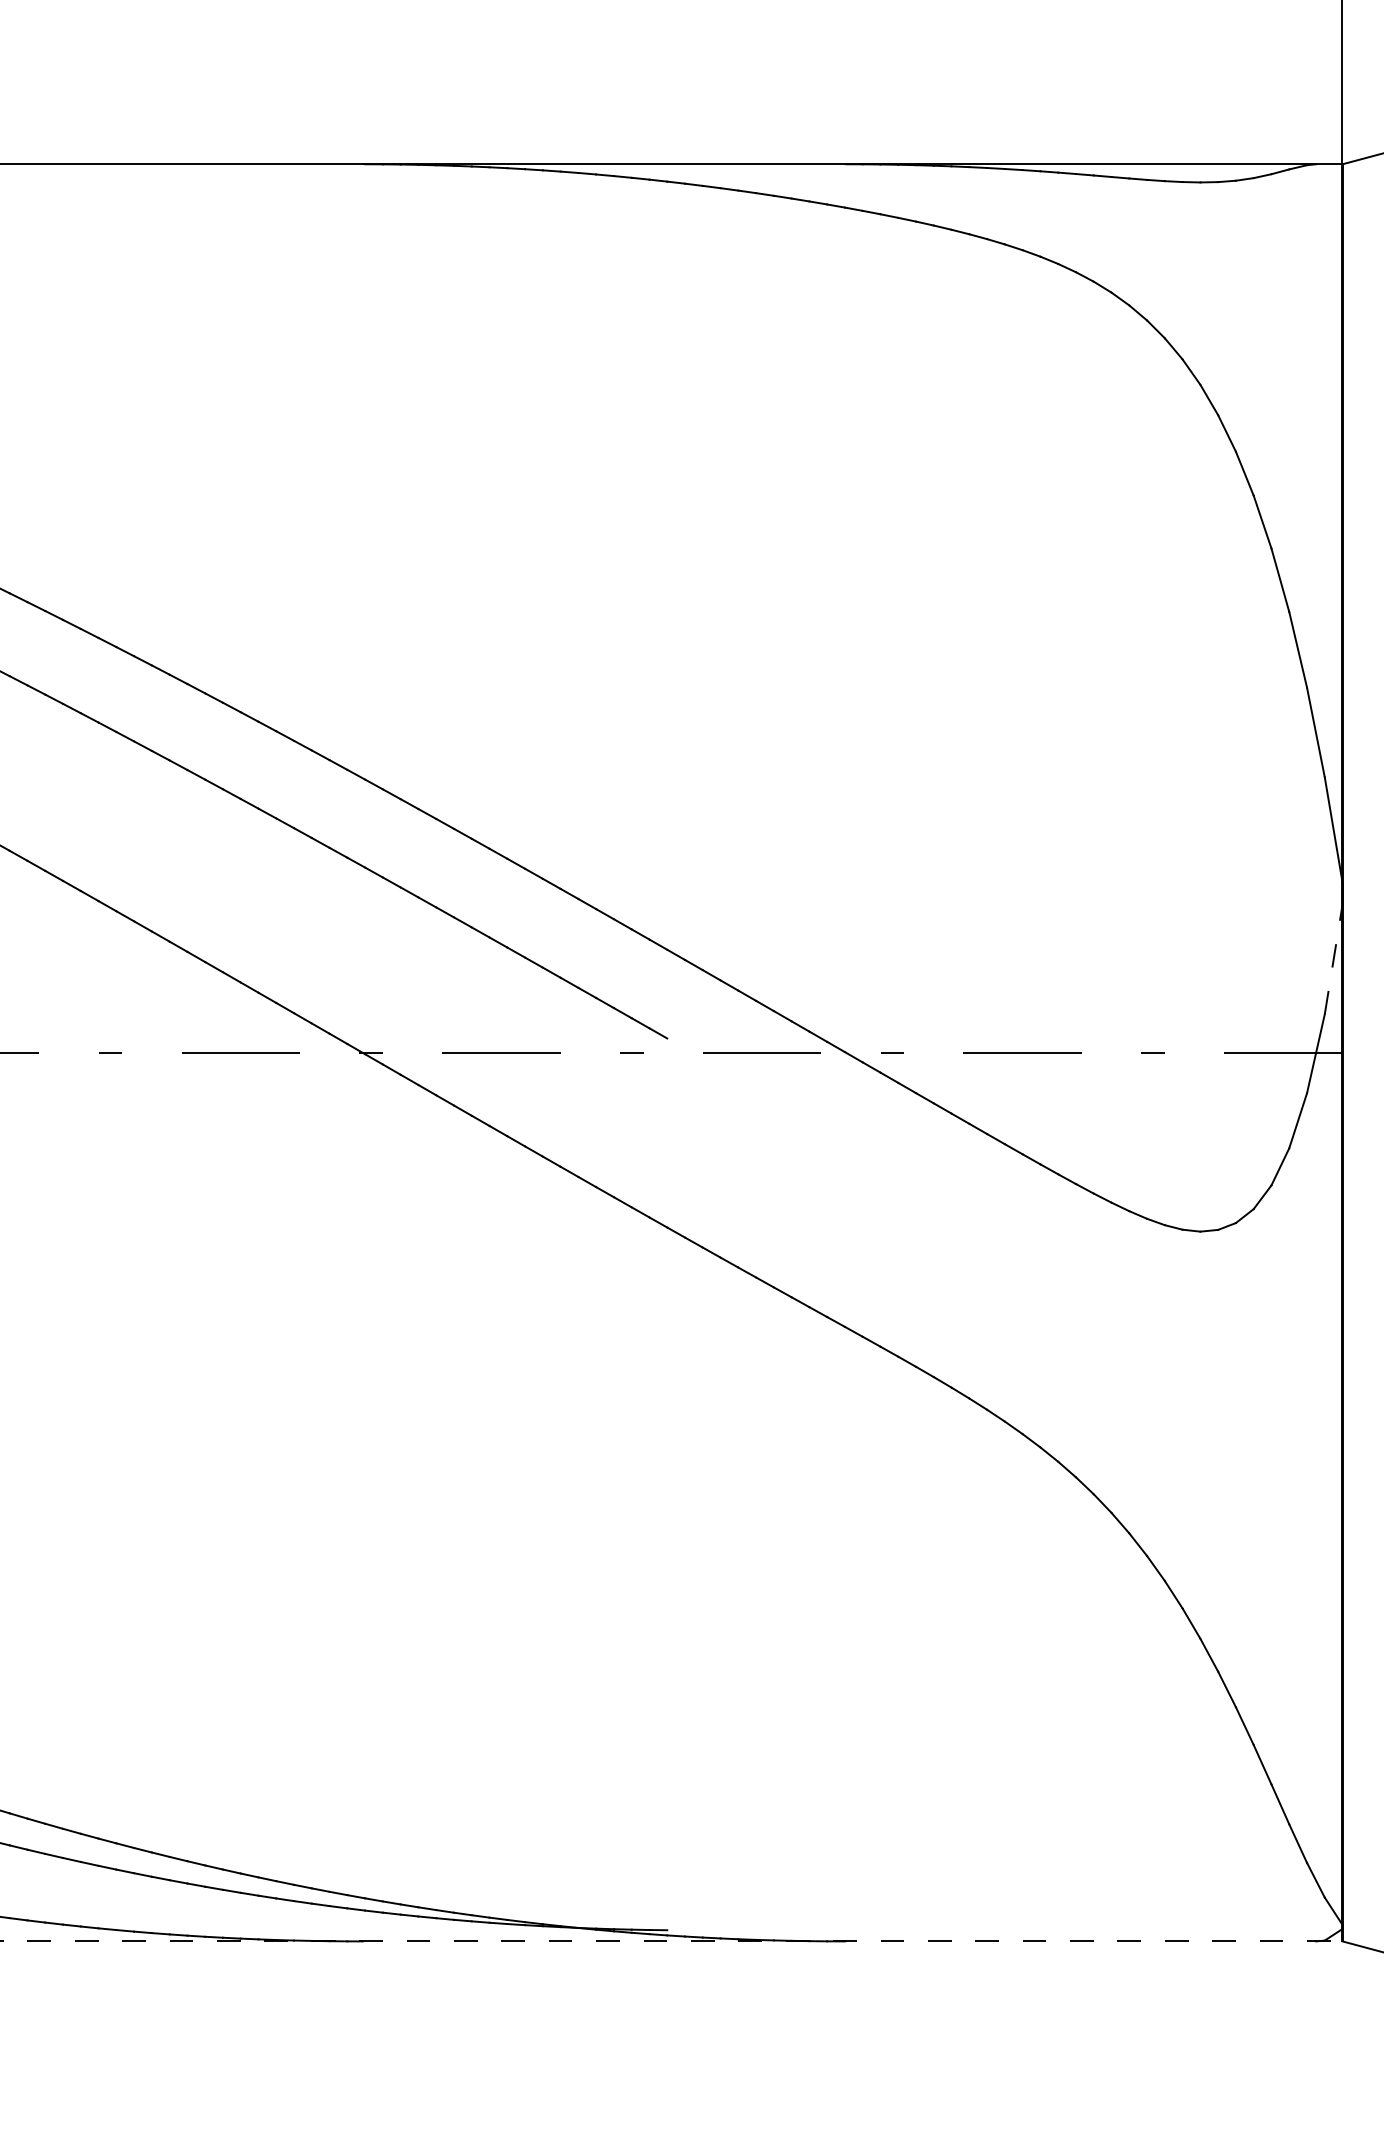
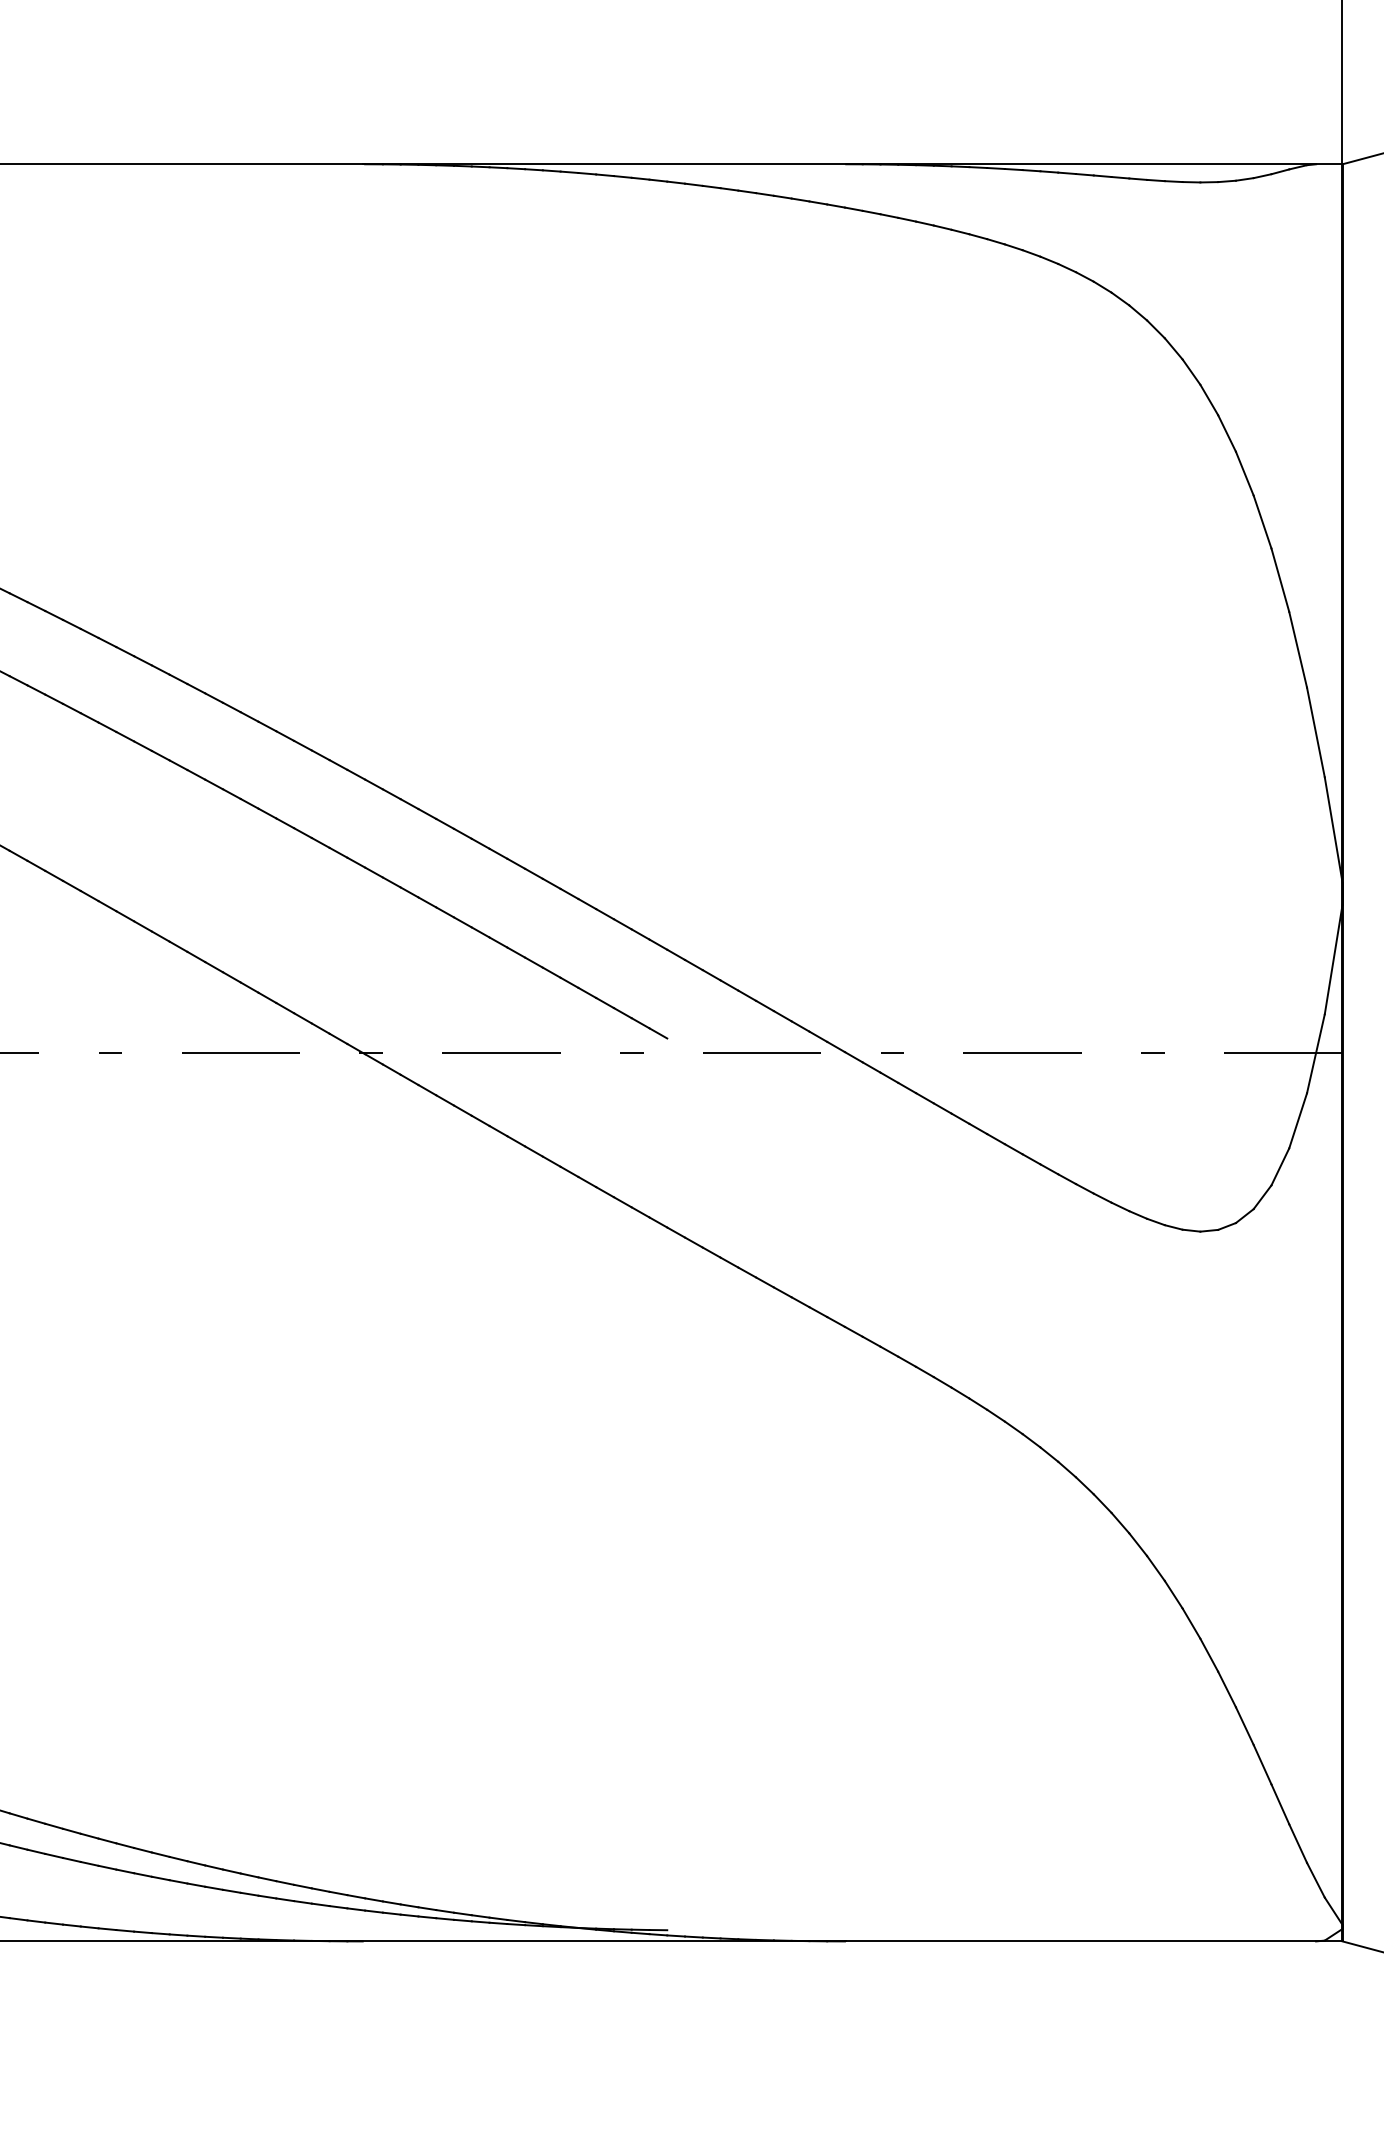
line: dashed -> solid (1333, 959)
line: dashed -> solid (671, 1941)
